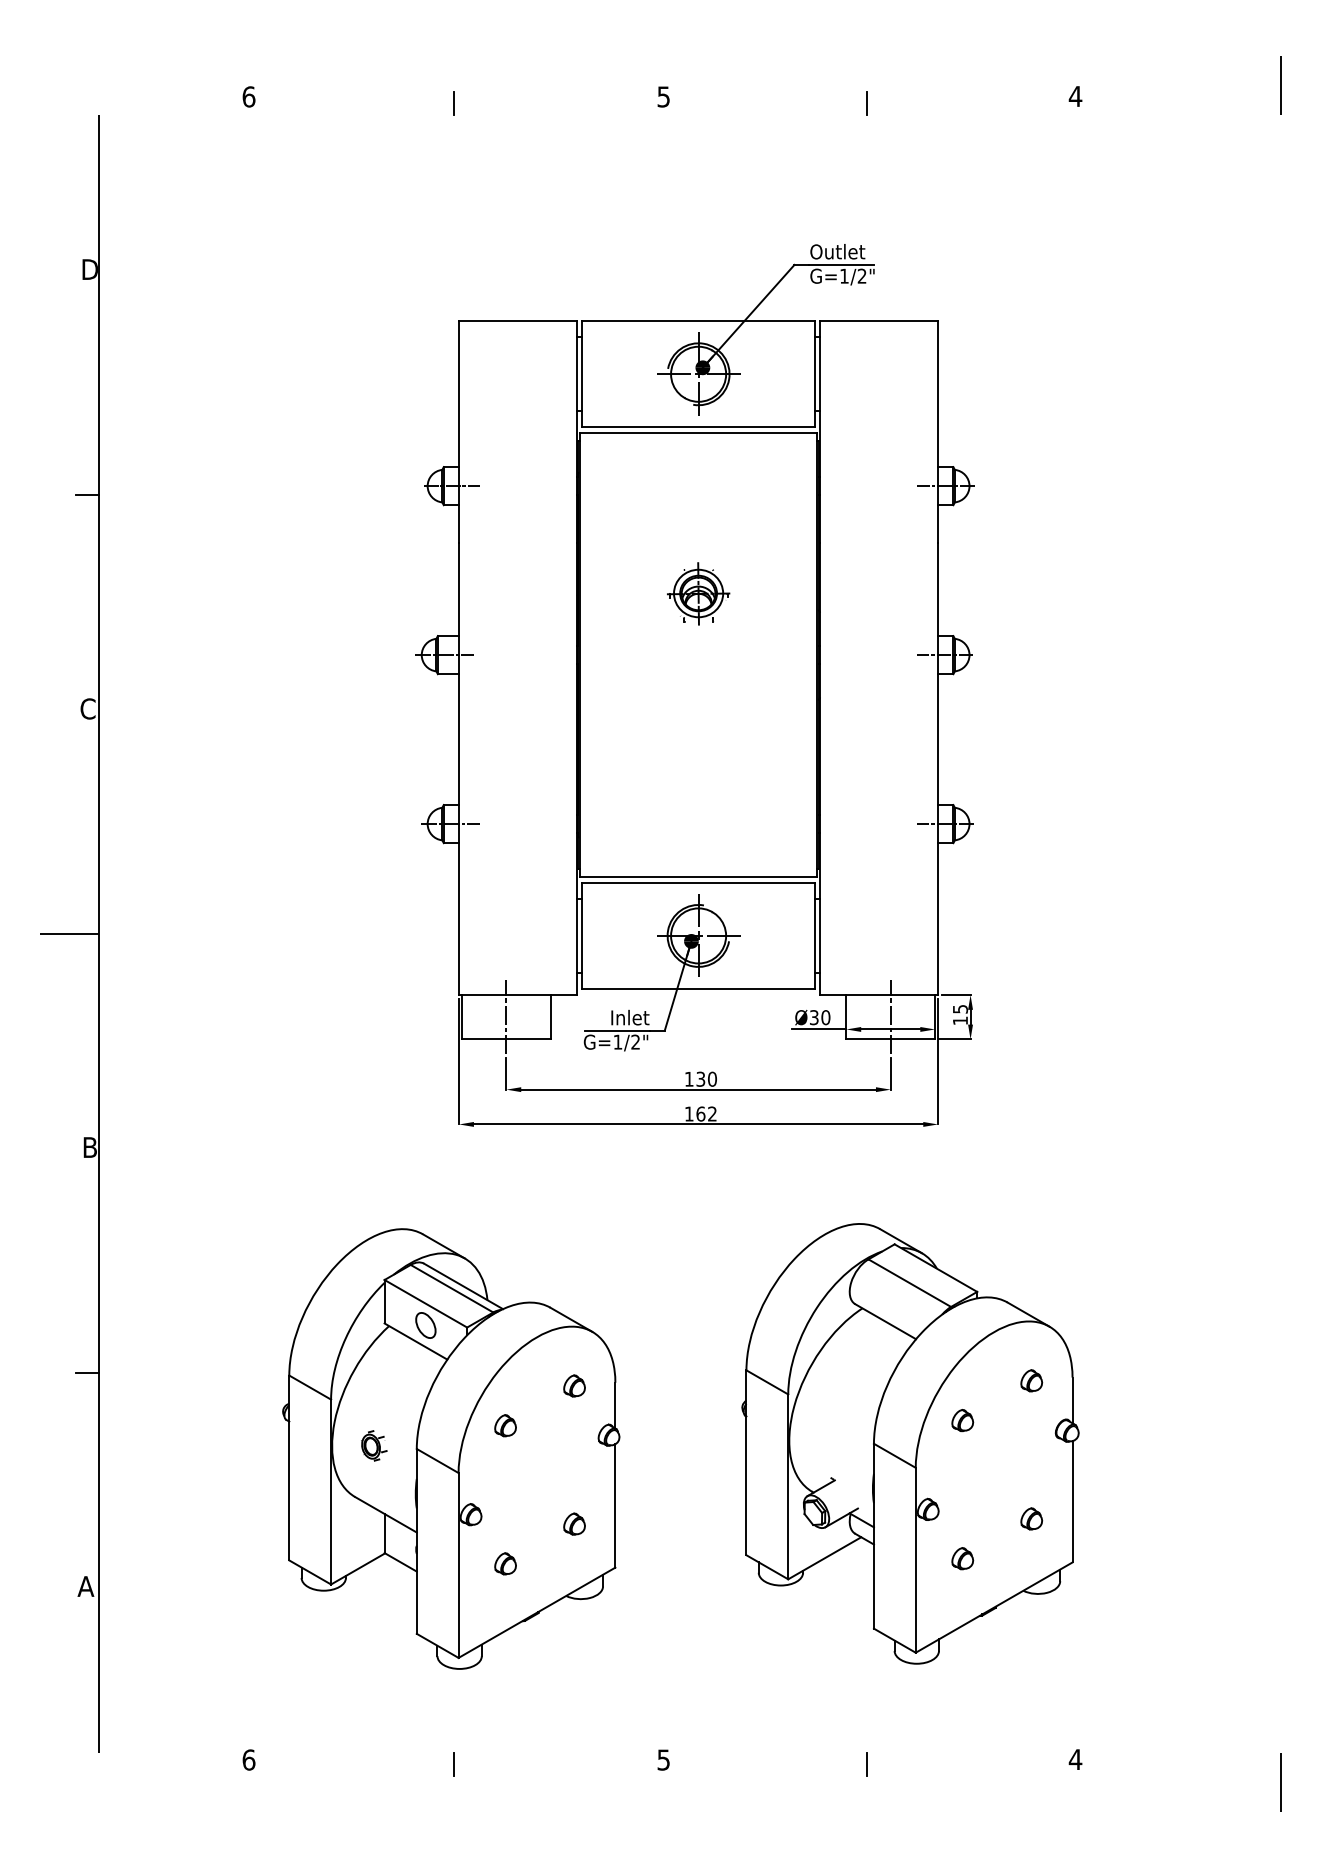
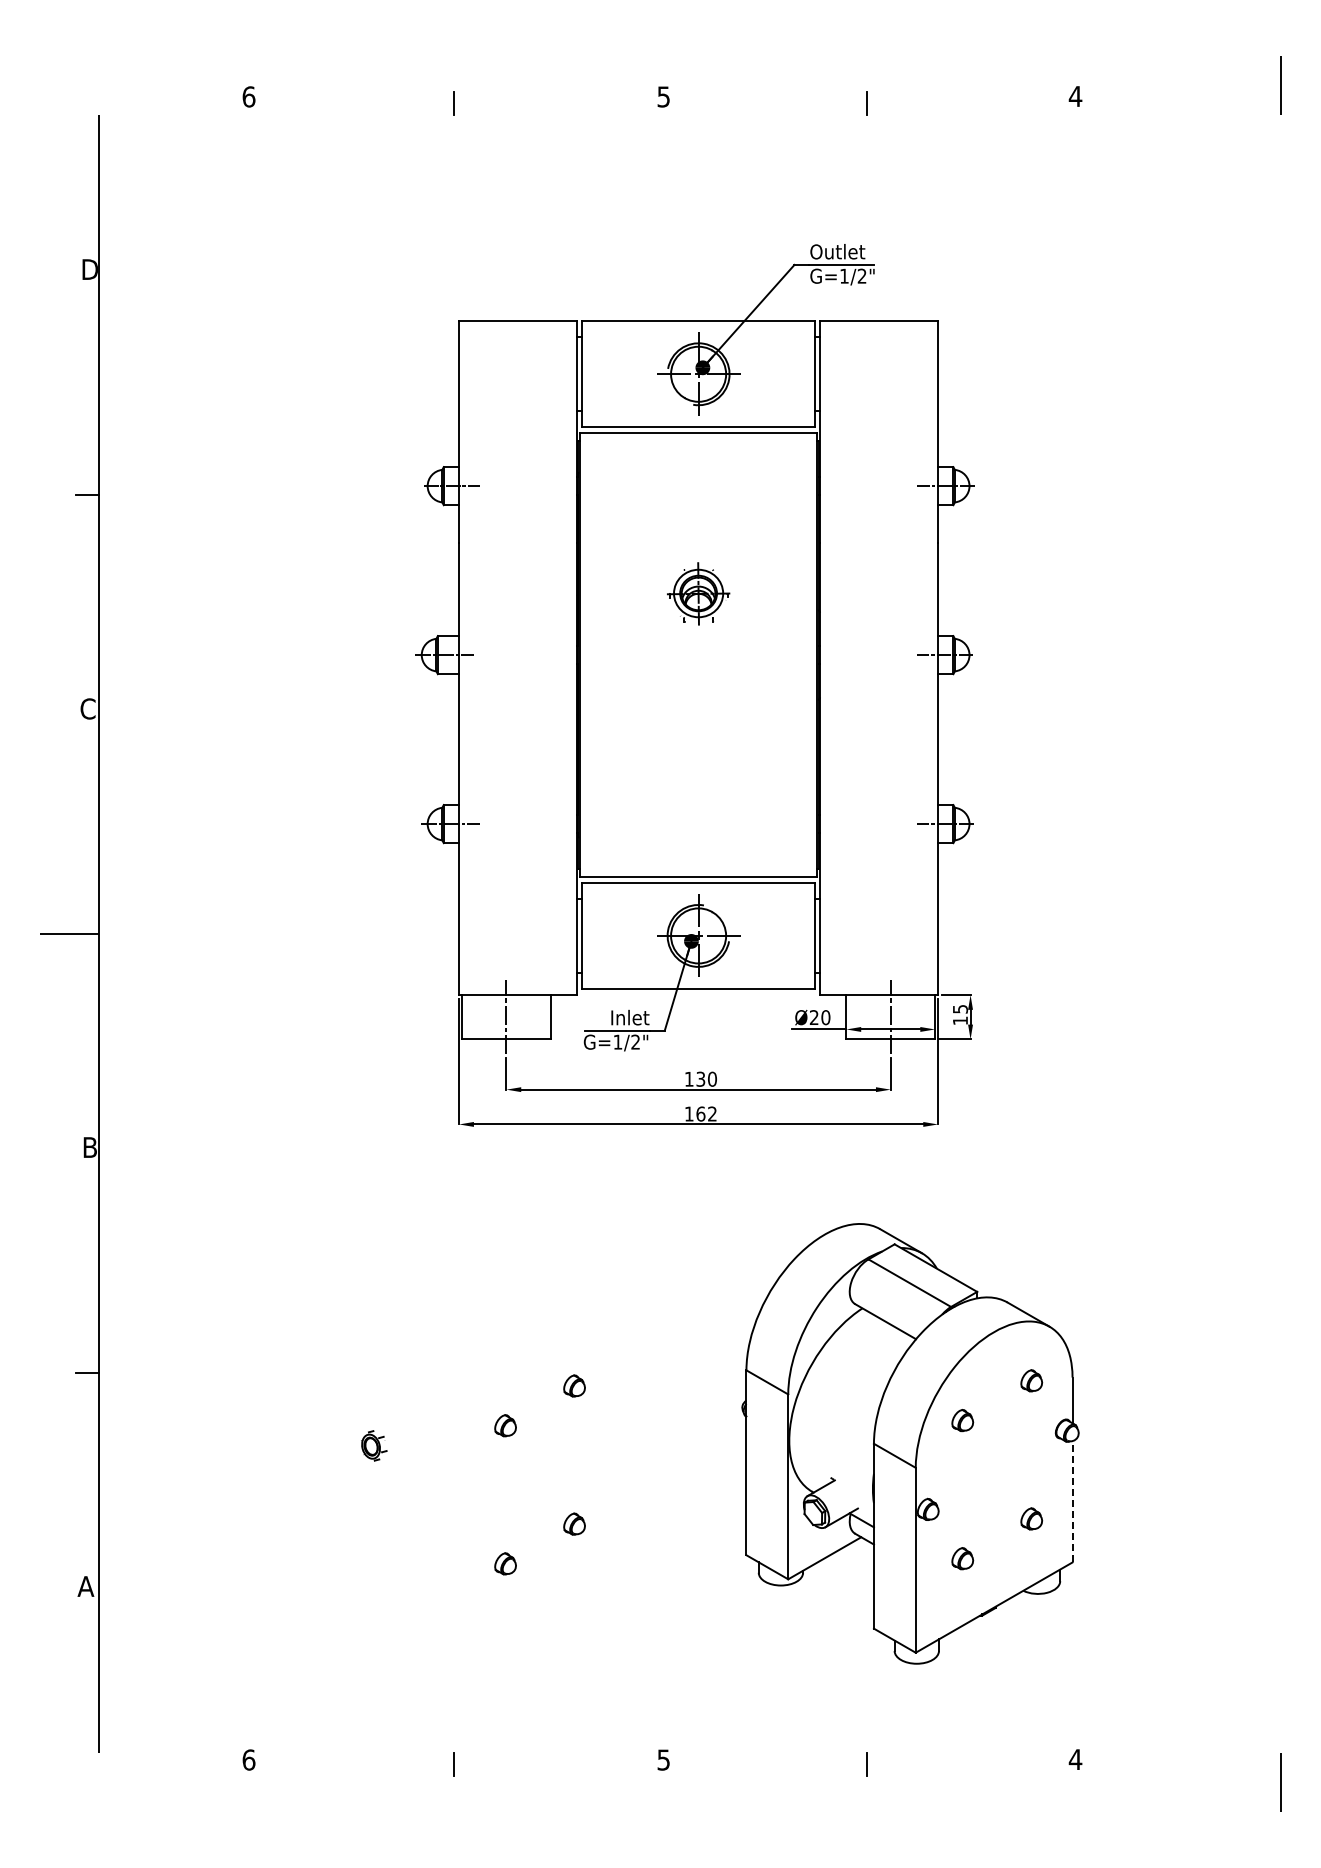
text: Ø30 -> Ø20 (814, 1017)
part: present -> none (451, 1448)
line: solid -> dashed (1072, 1501)
